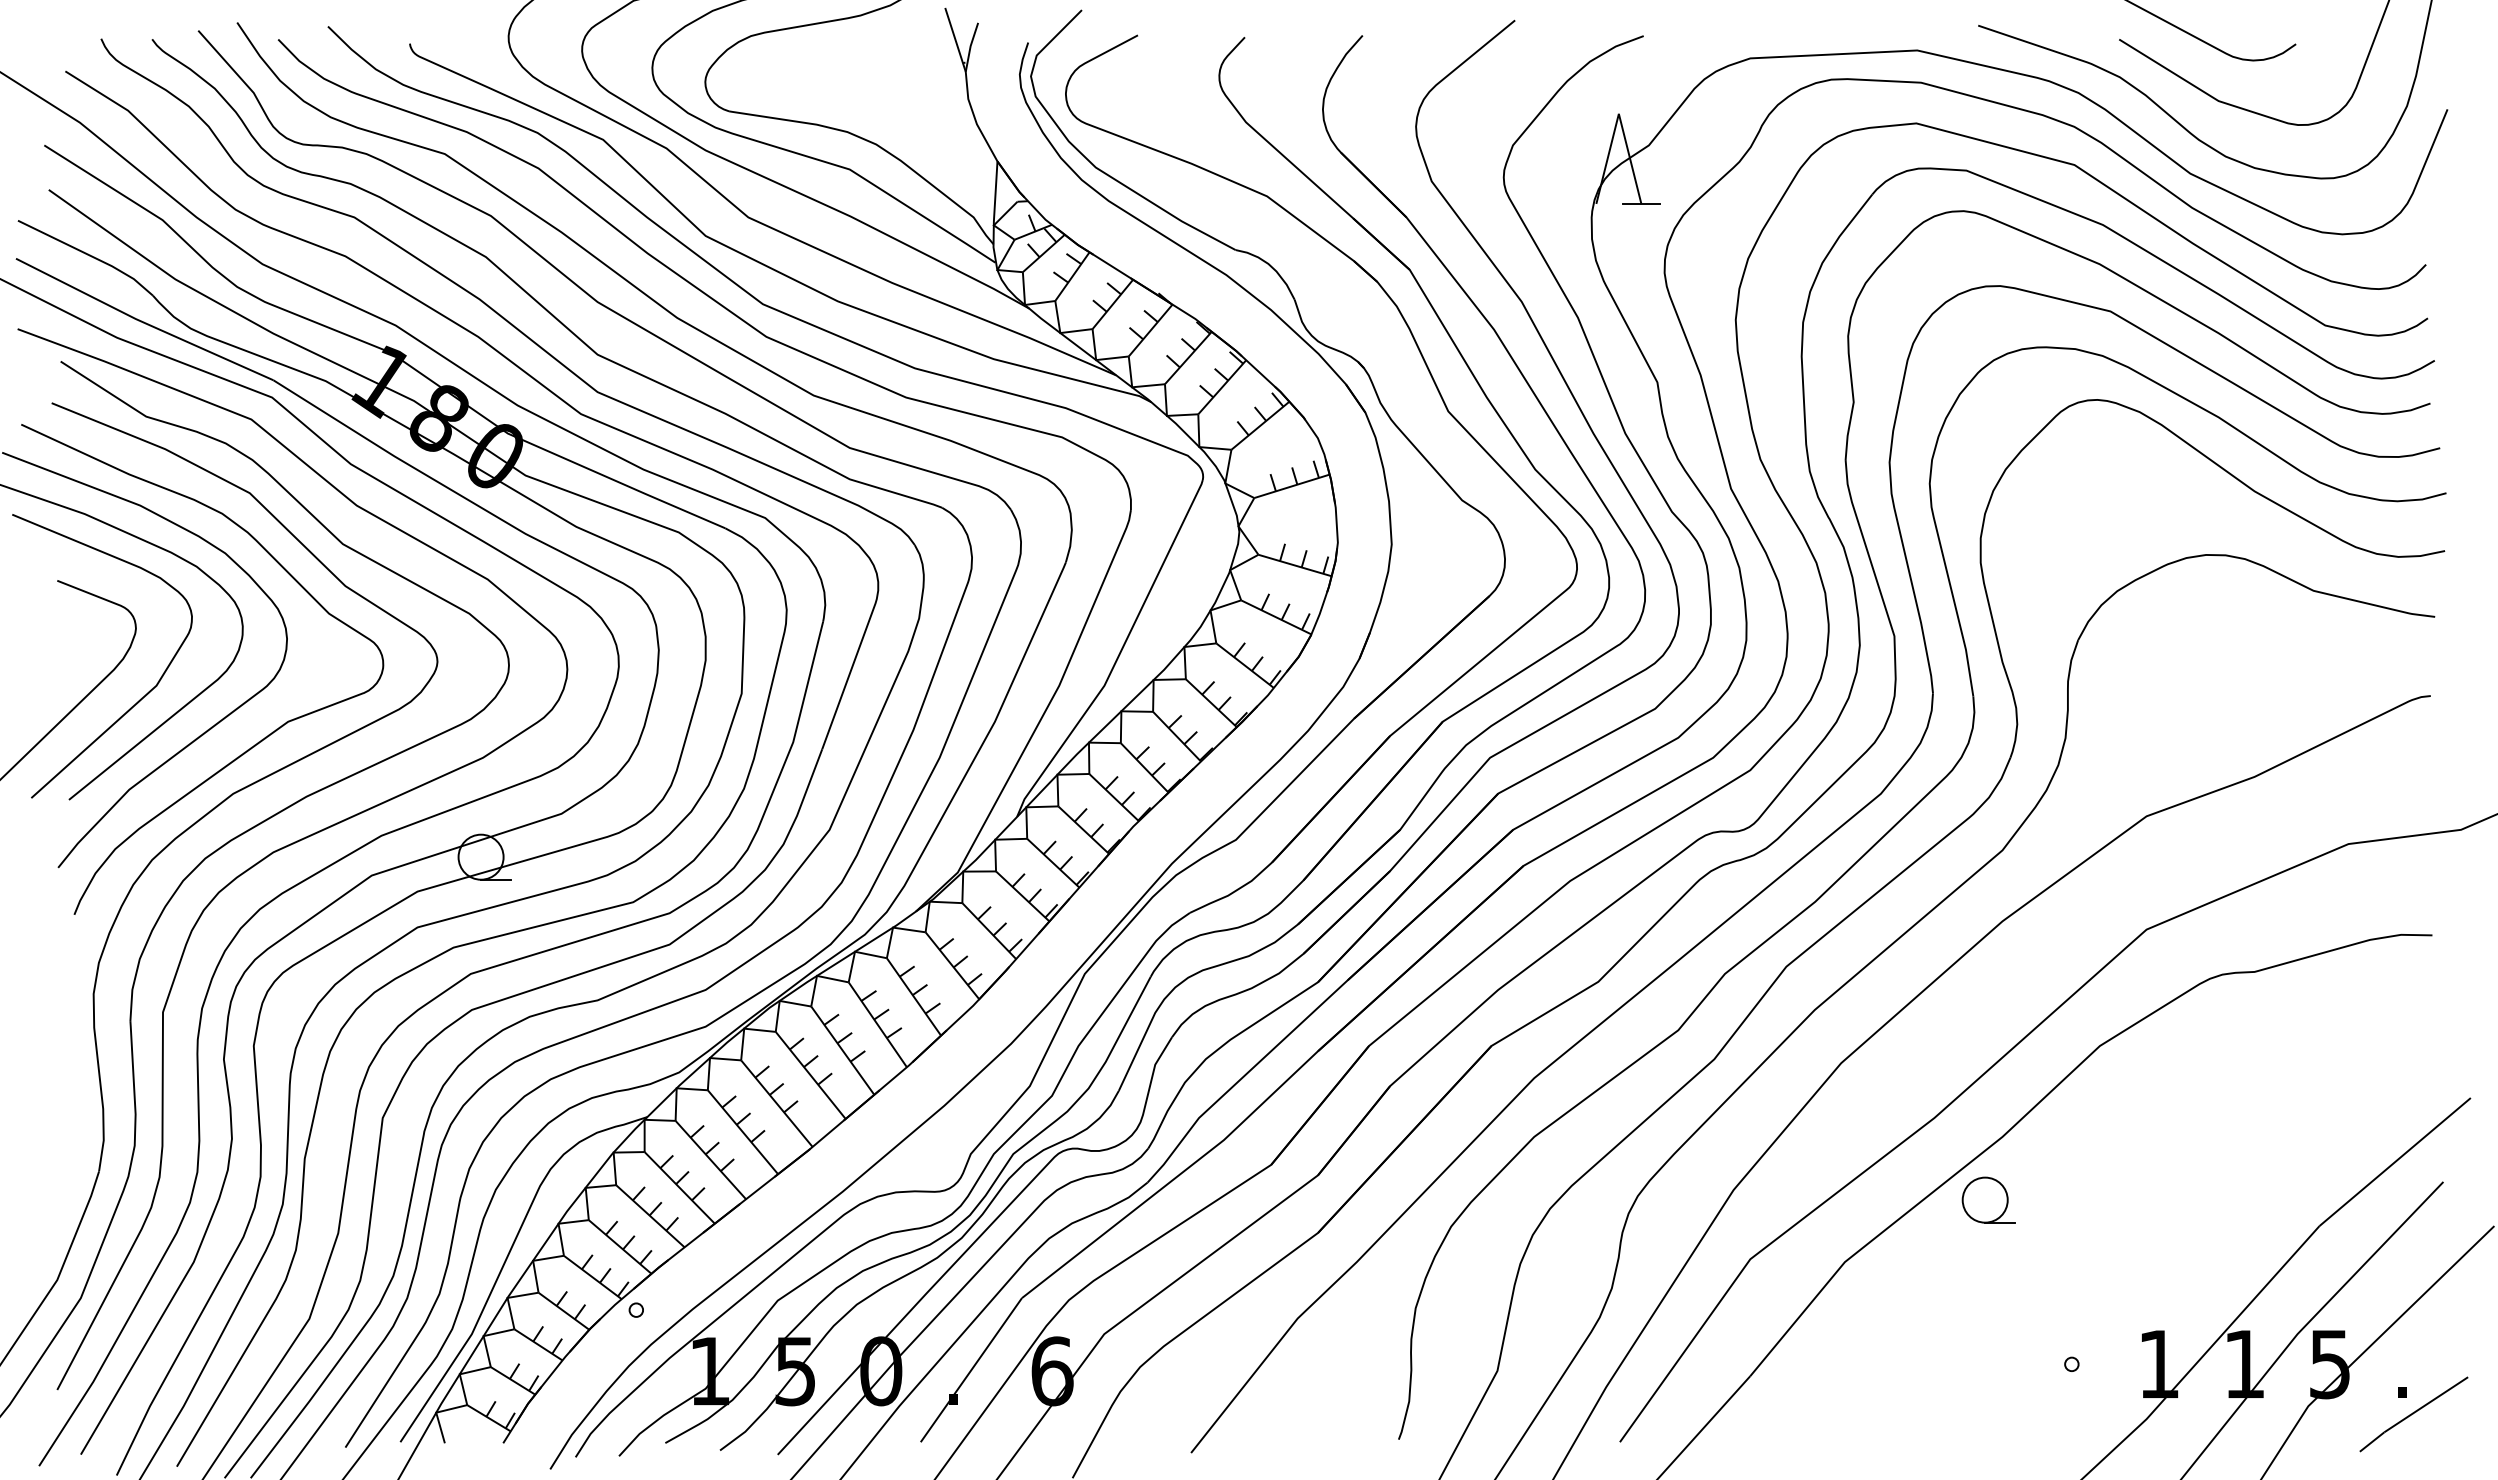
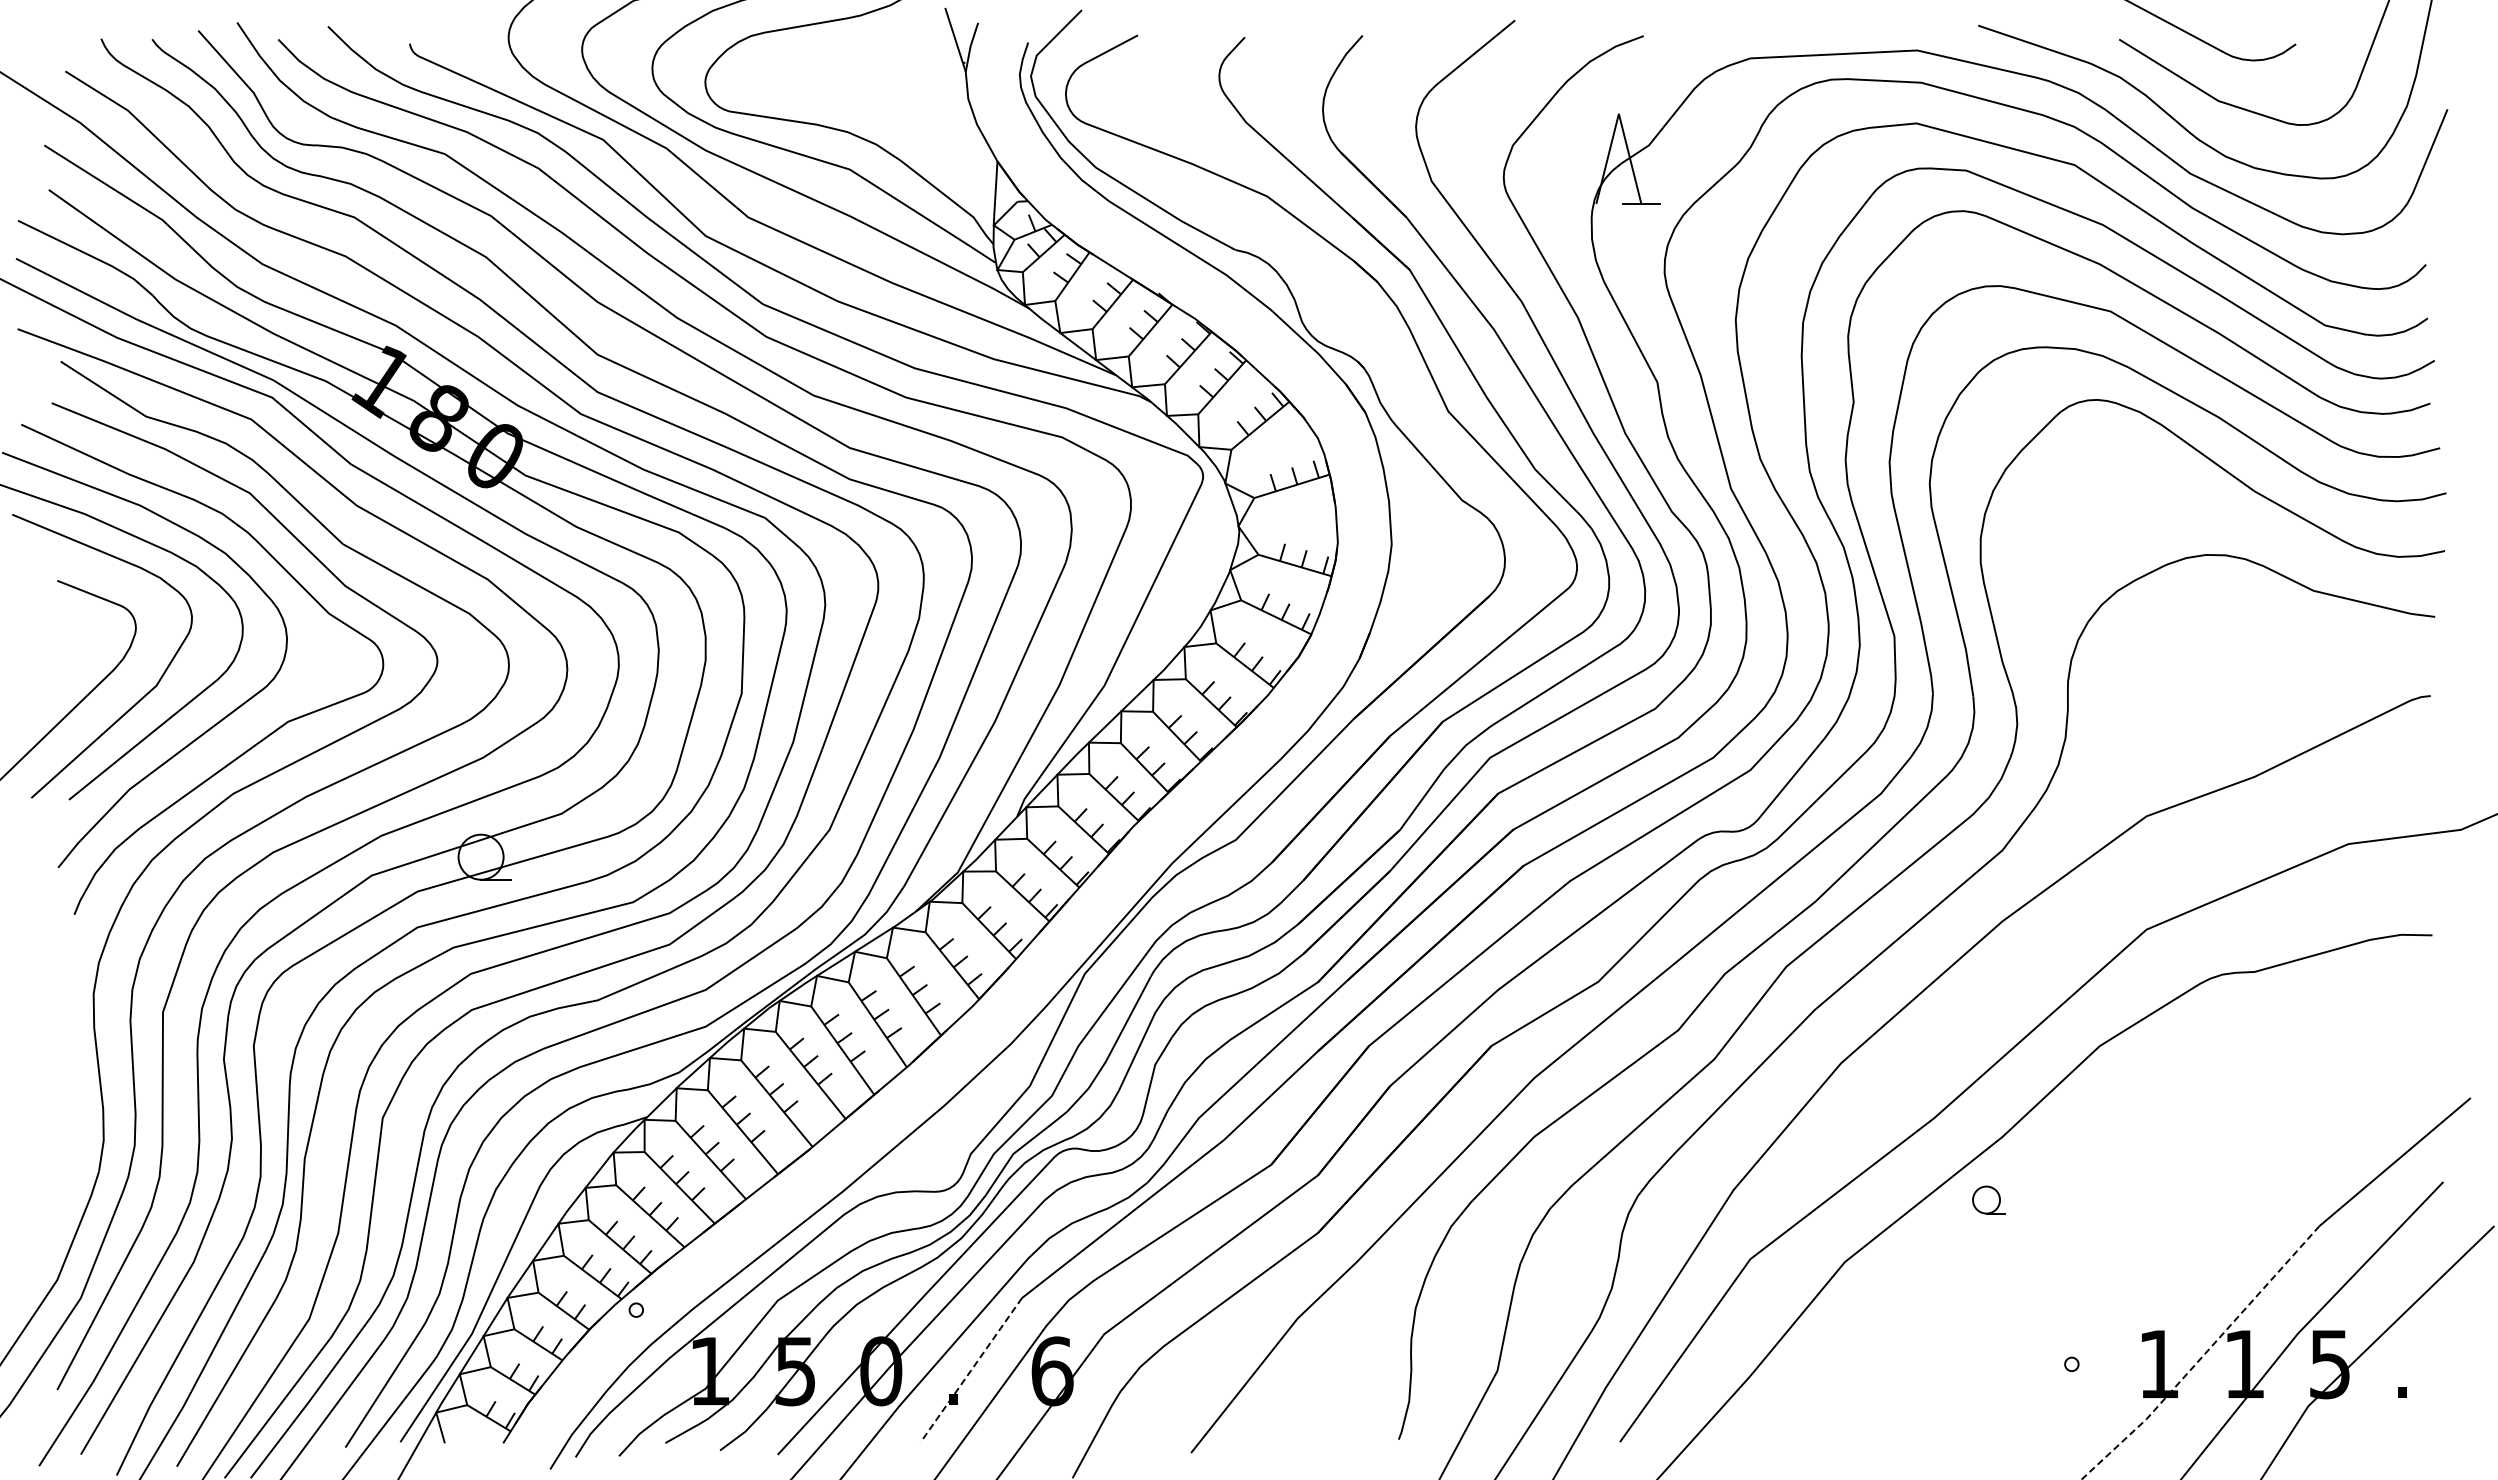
part size: 55x48 px -> 34x30 px (1988, 1199)
line: solid -> dashed (2203, 1356)
line: solid -> dashed (971, 1370)
part: present -> none (2413, 1414)
